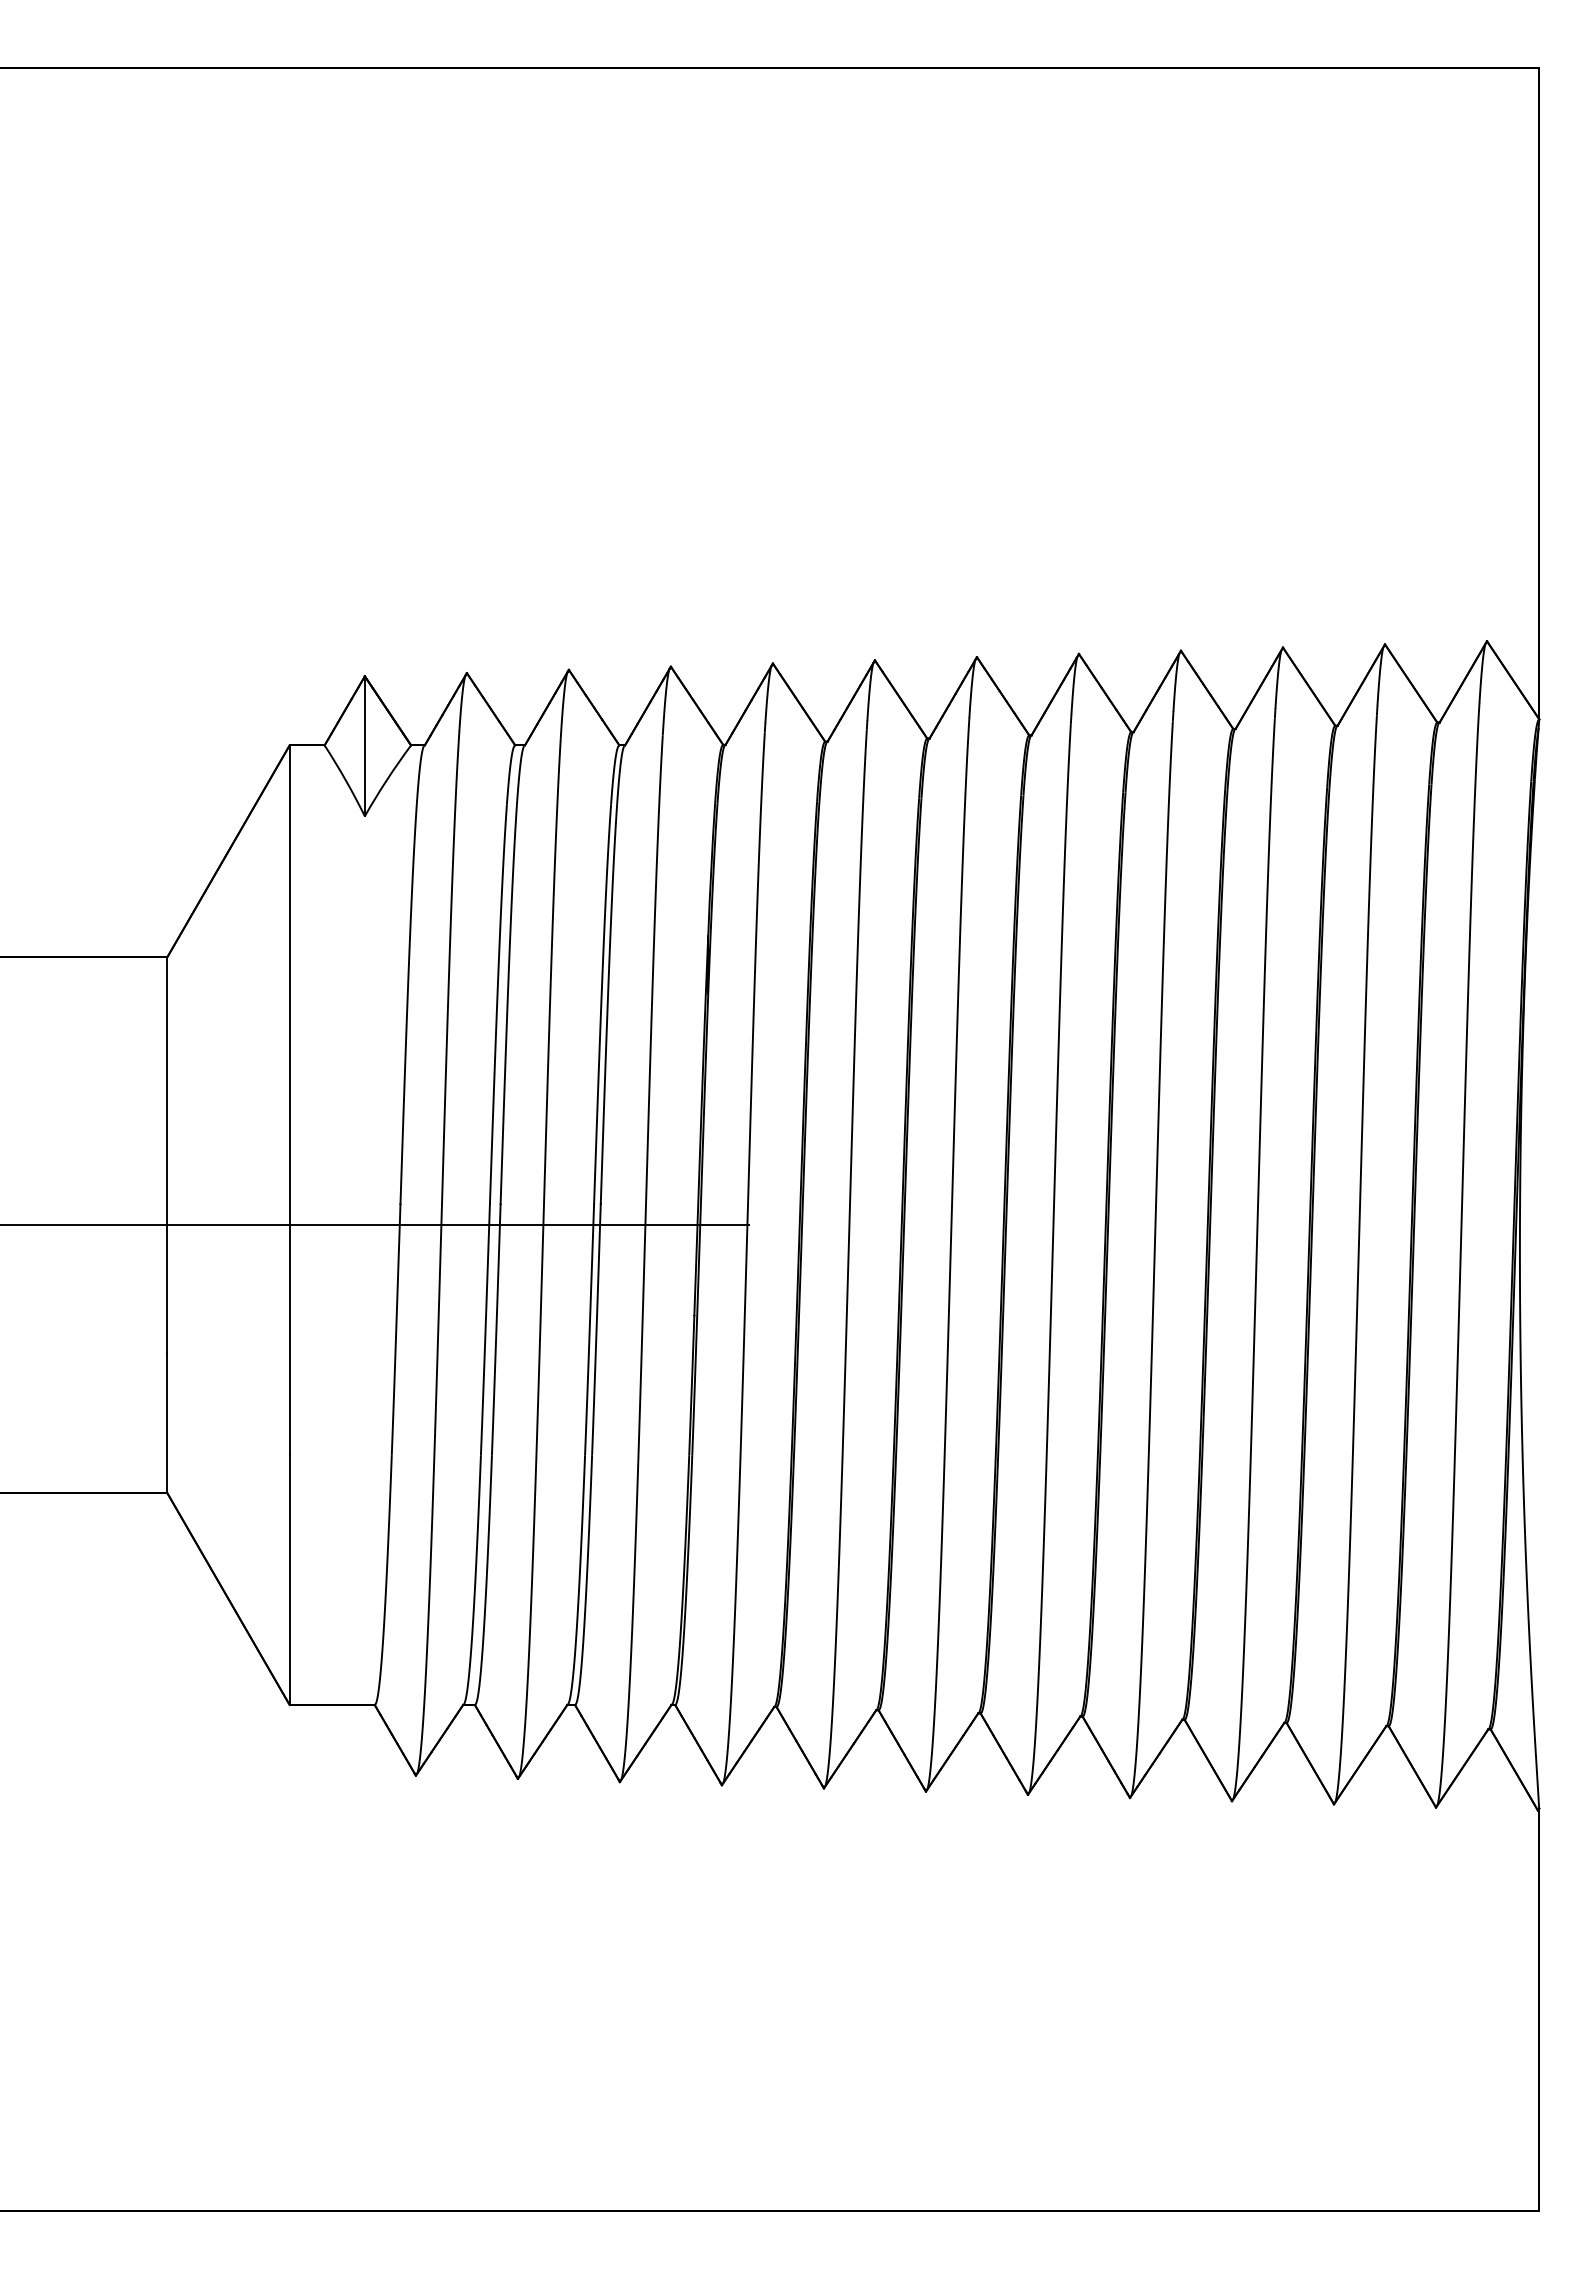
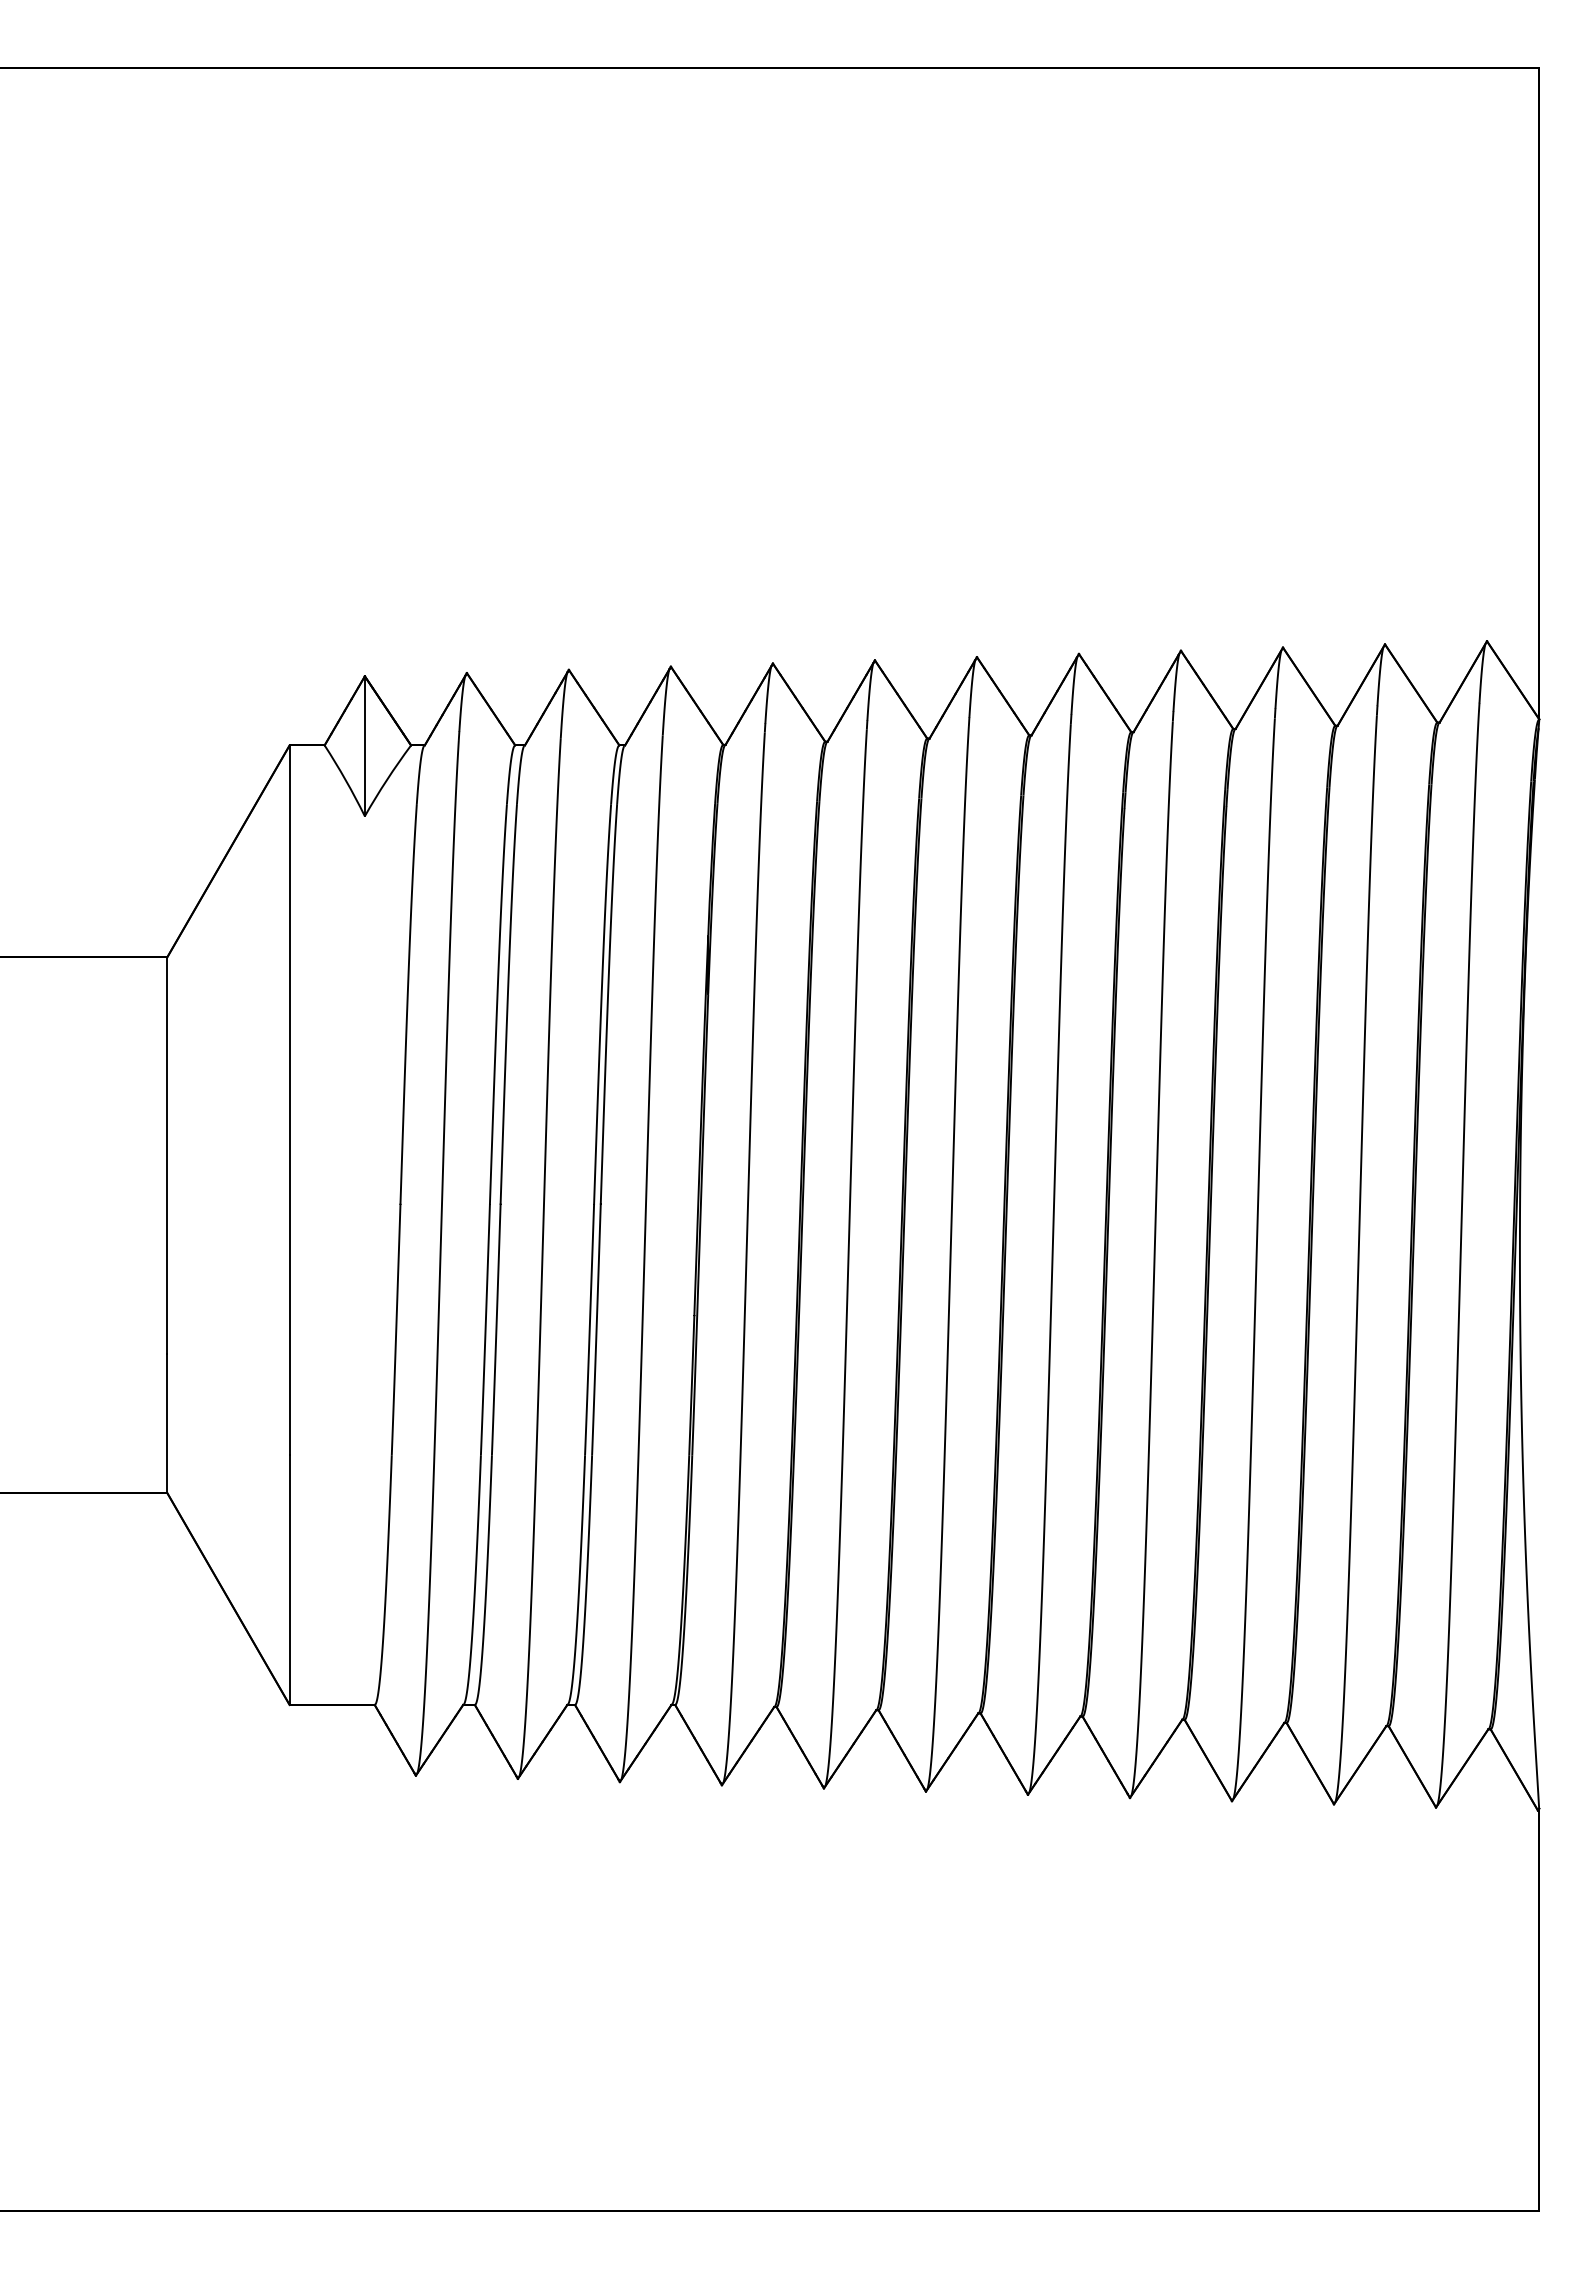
line: present -> none (376, 1225)
